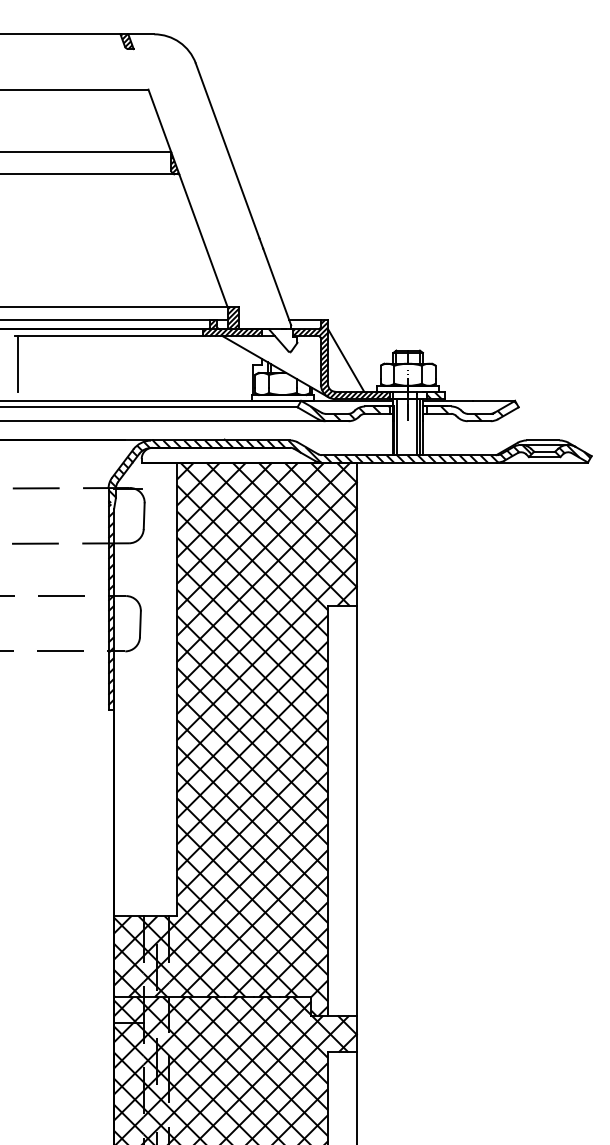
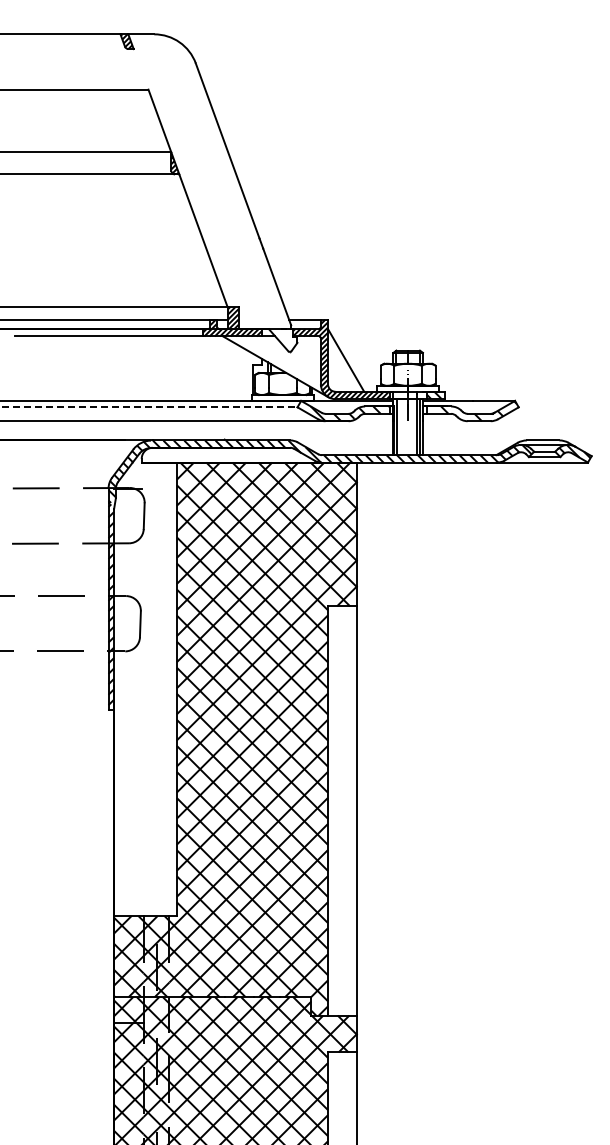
line: present -> none (18, 363)
line: solid -> dashed (149, 407)
